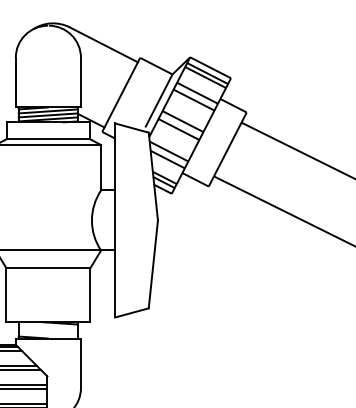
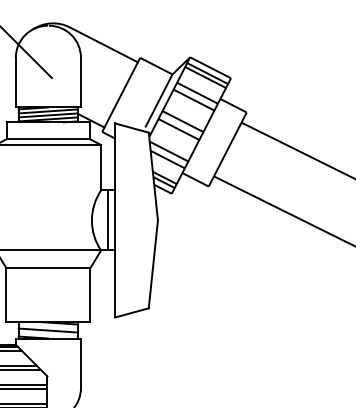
line: none -> present (26, 53)
line: none -> present (107, 220)
line: none -> present (48, 330)
